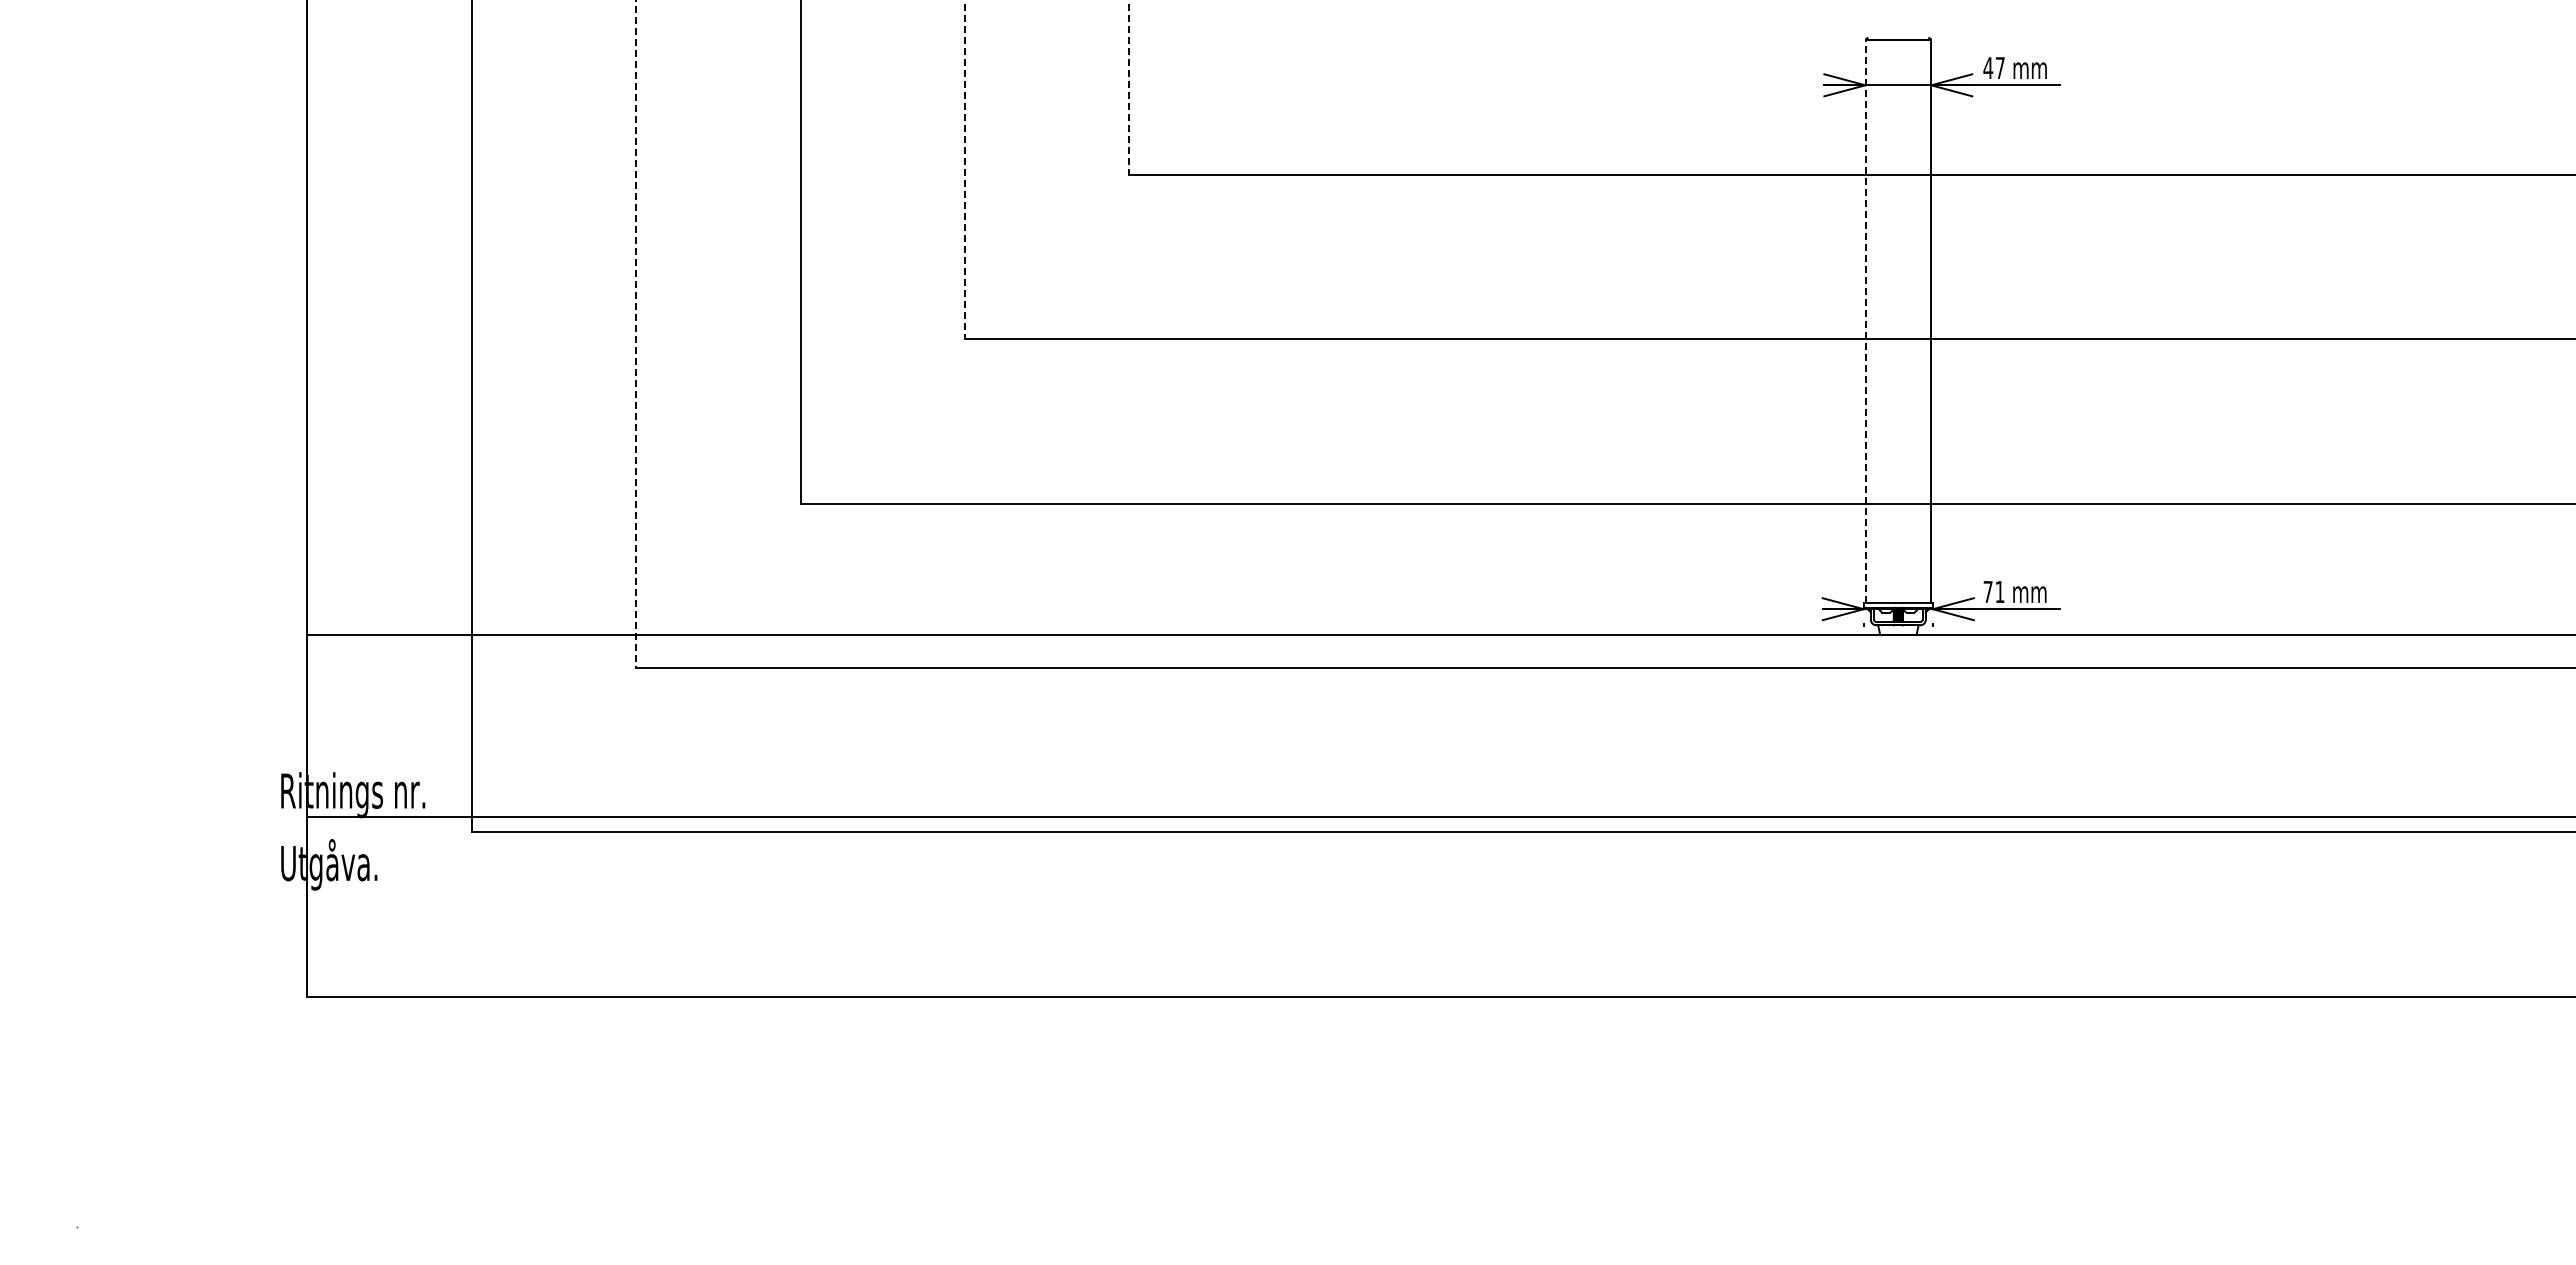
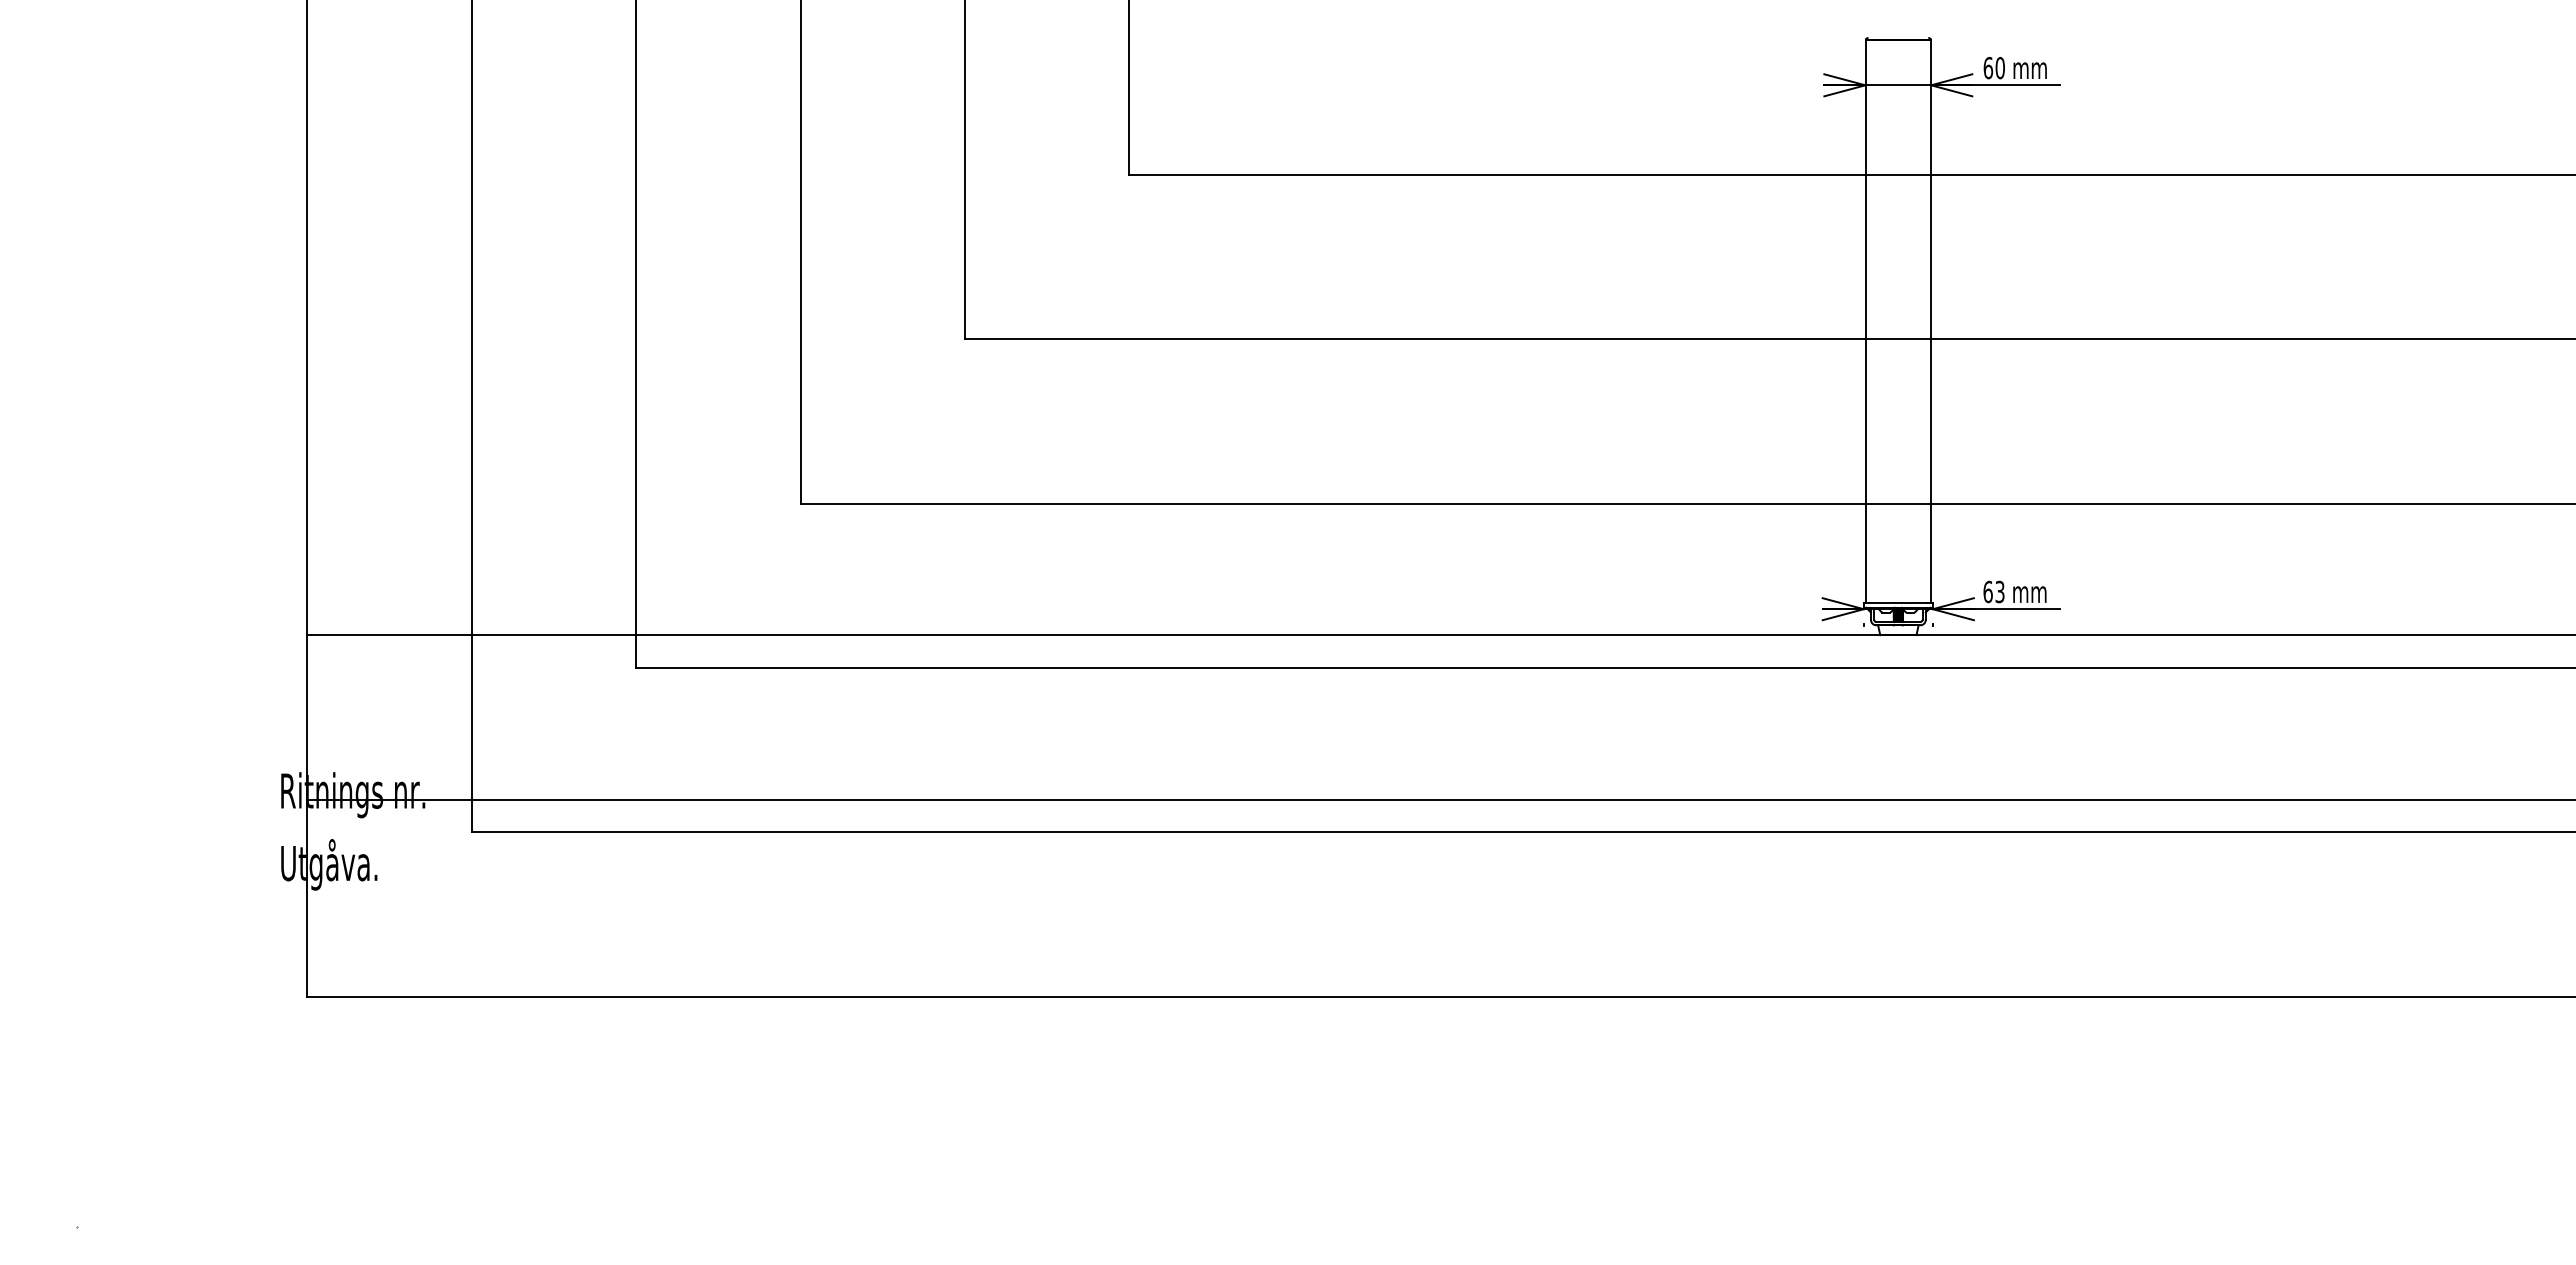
text: 47 -> 60 (1993, 67)
line: dashed -> solid (1129, 87)
line: dashed -> solid (965, 170)
line: dashed -> solid (1865, 321)
line: dashed -> solid (636, 334)
text: 71 -> 63 (1993, 591)
line position: (1439, 816) -> (1439, 799) (1439, 799)
